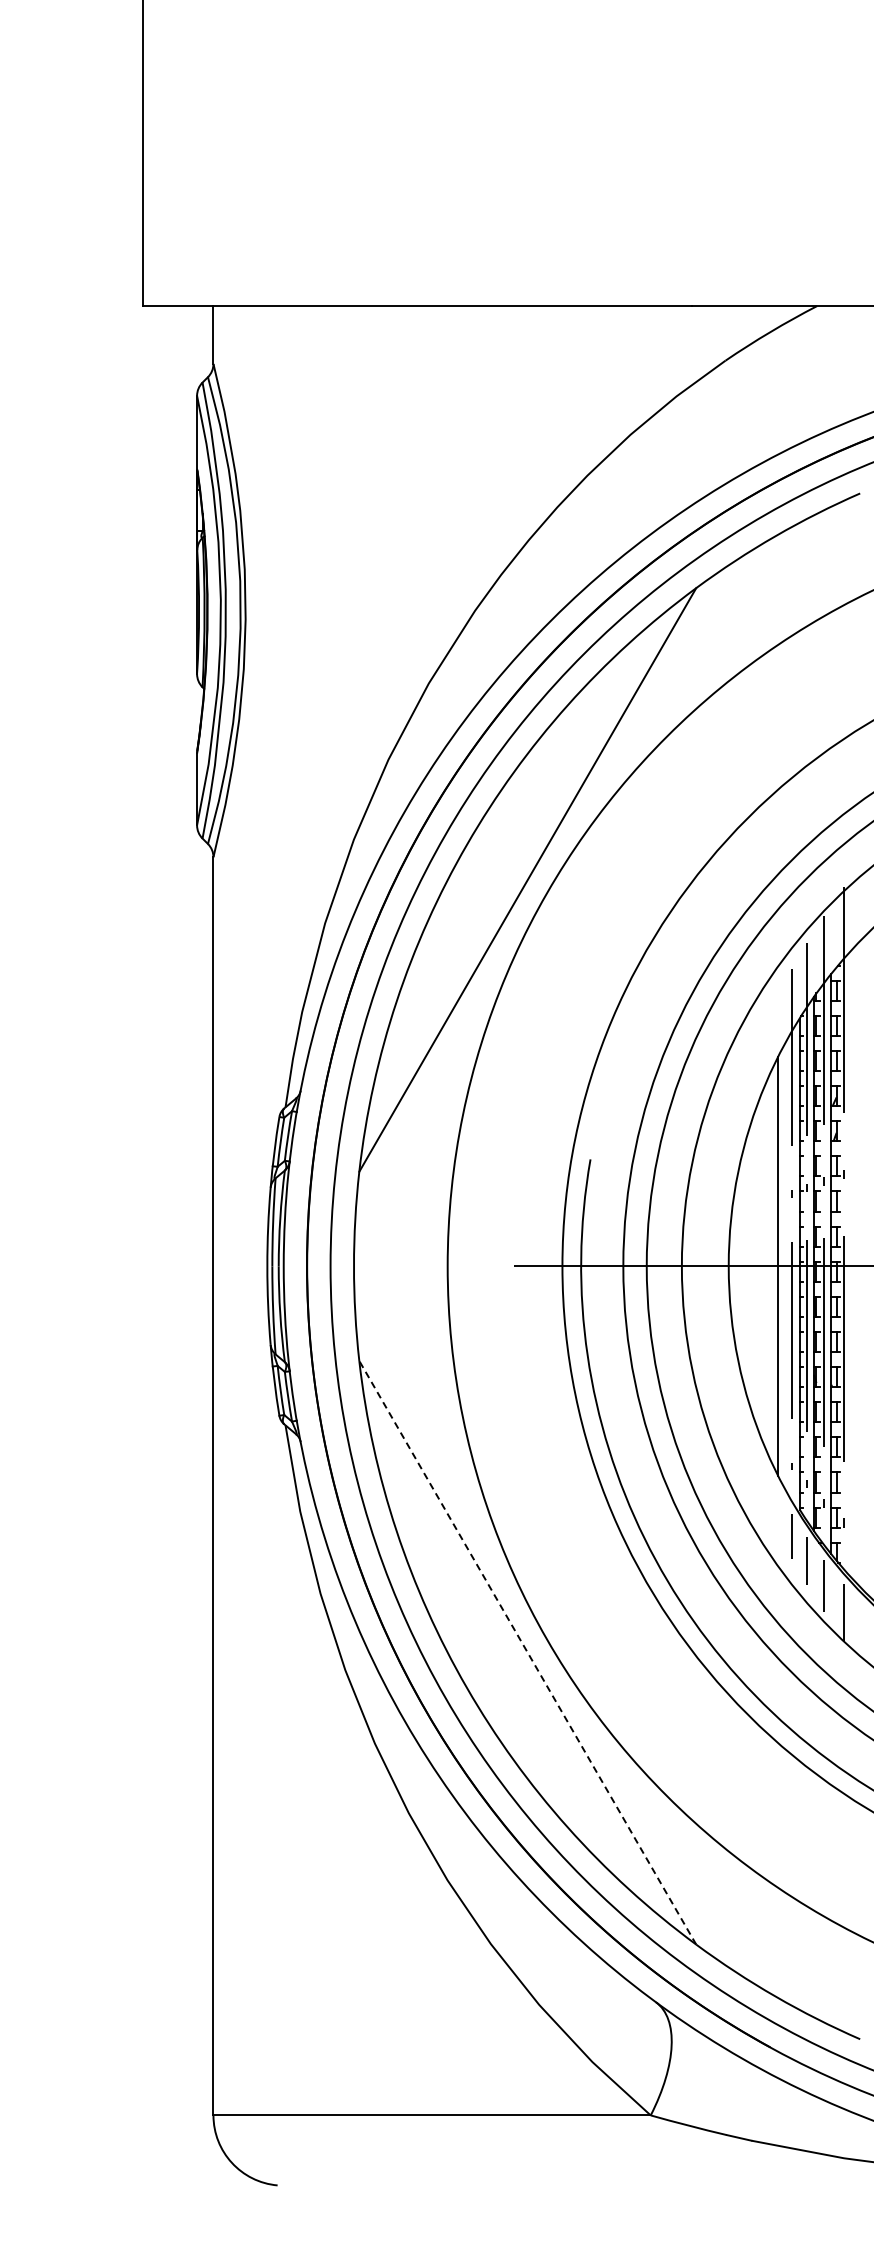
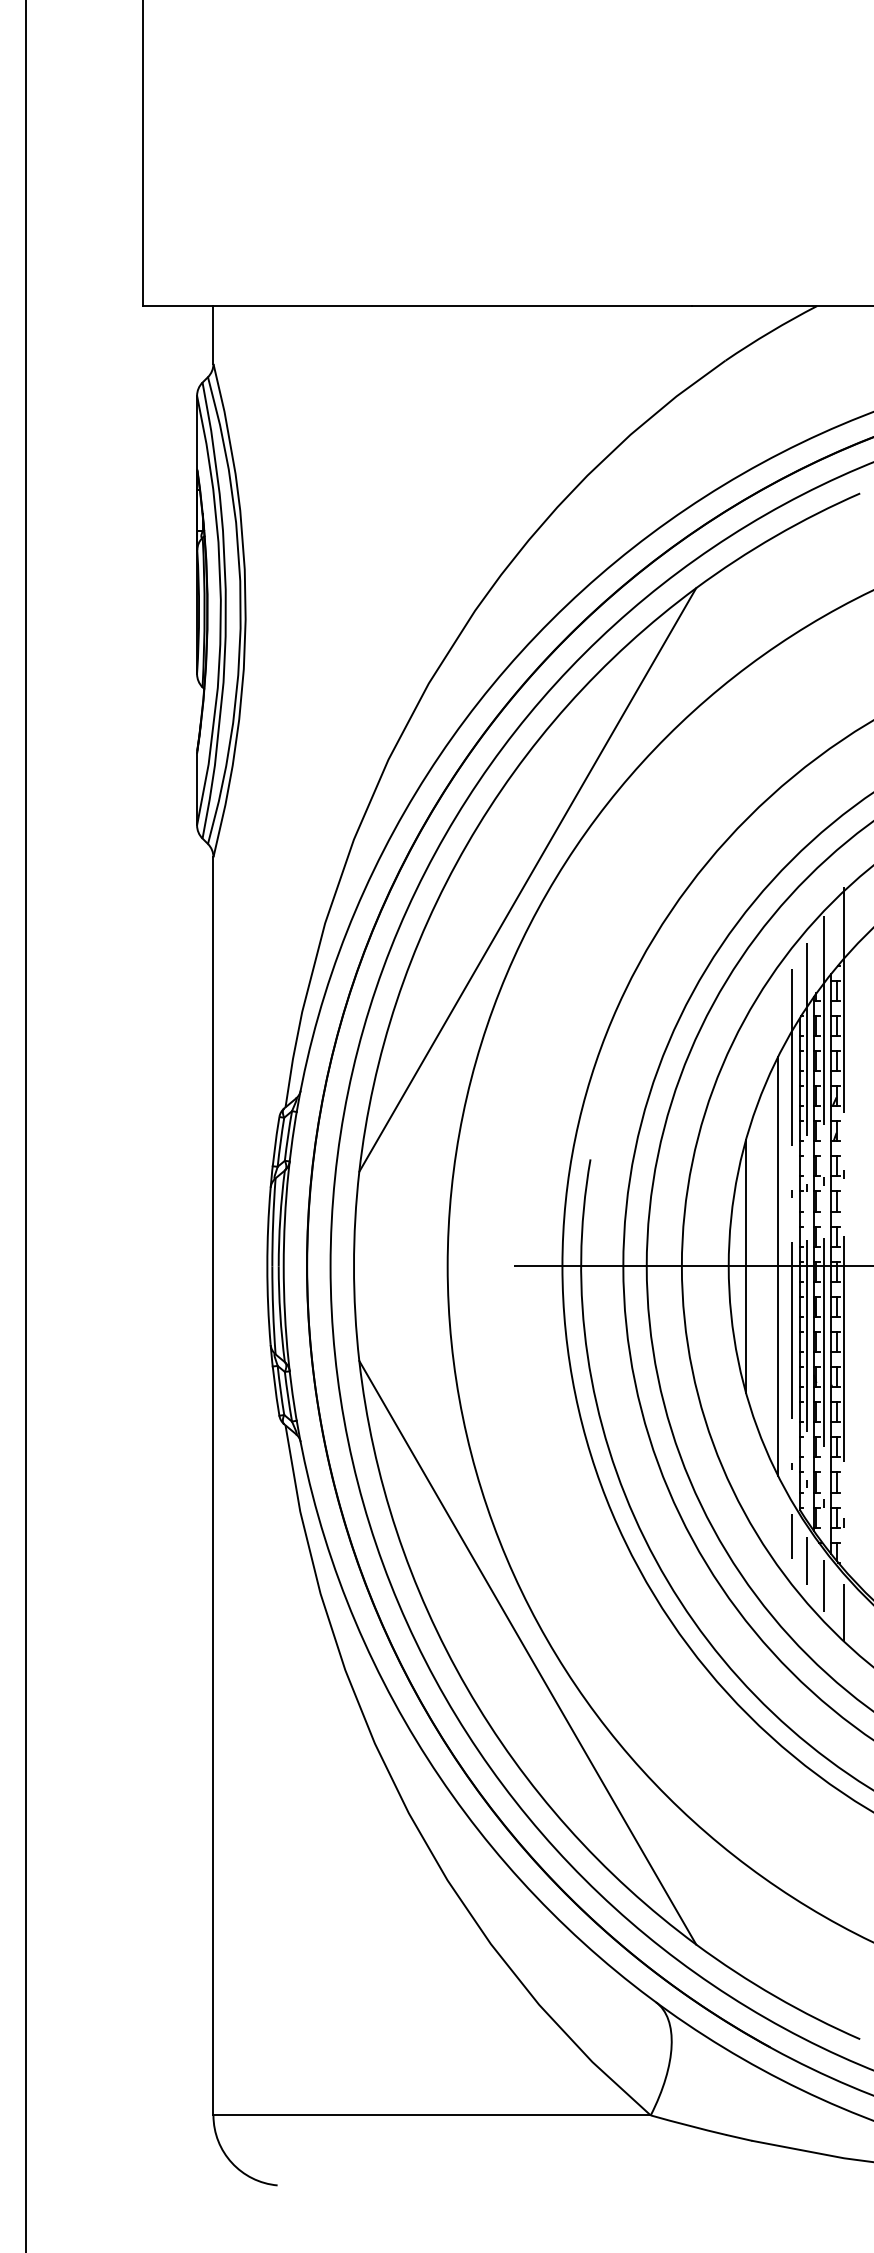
line: none -> present (26, 1125)
line: none -> present (746, 1266)
line: dashed -> solid (527, 1652)
